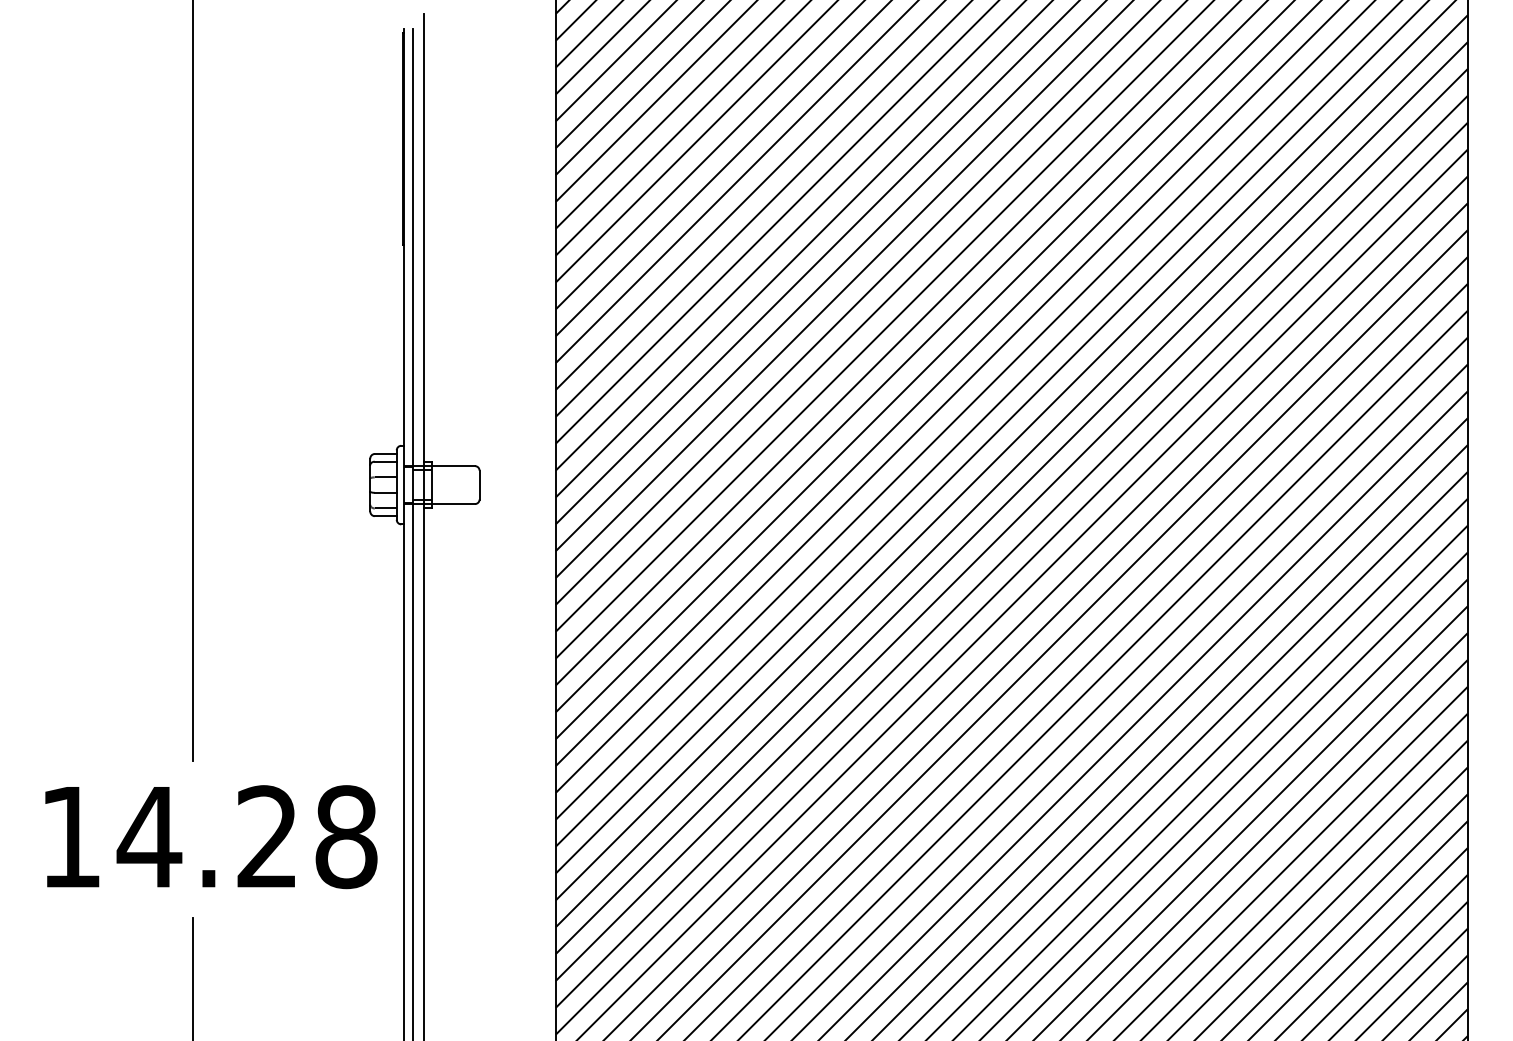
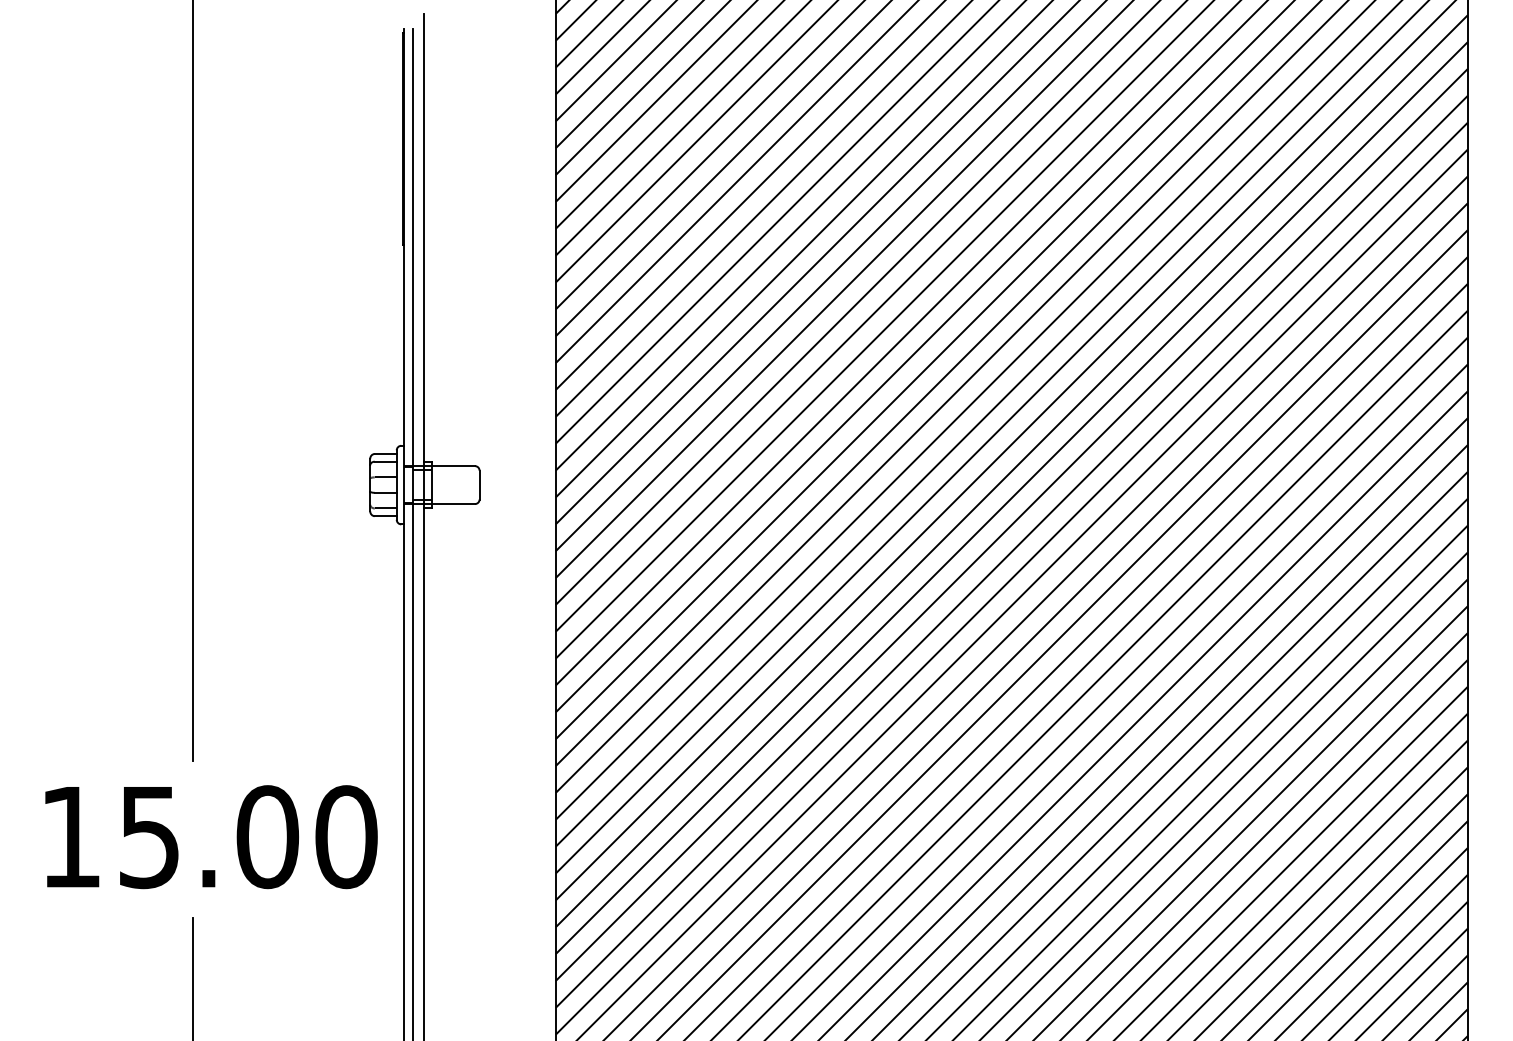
text: 14.28 -> 15.00 (246, 837)
